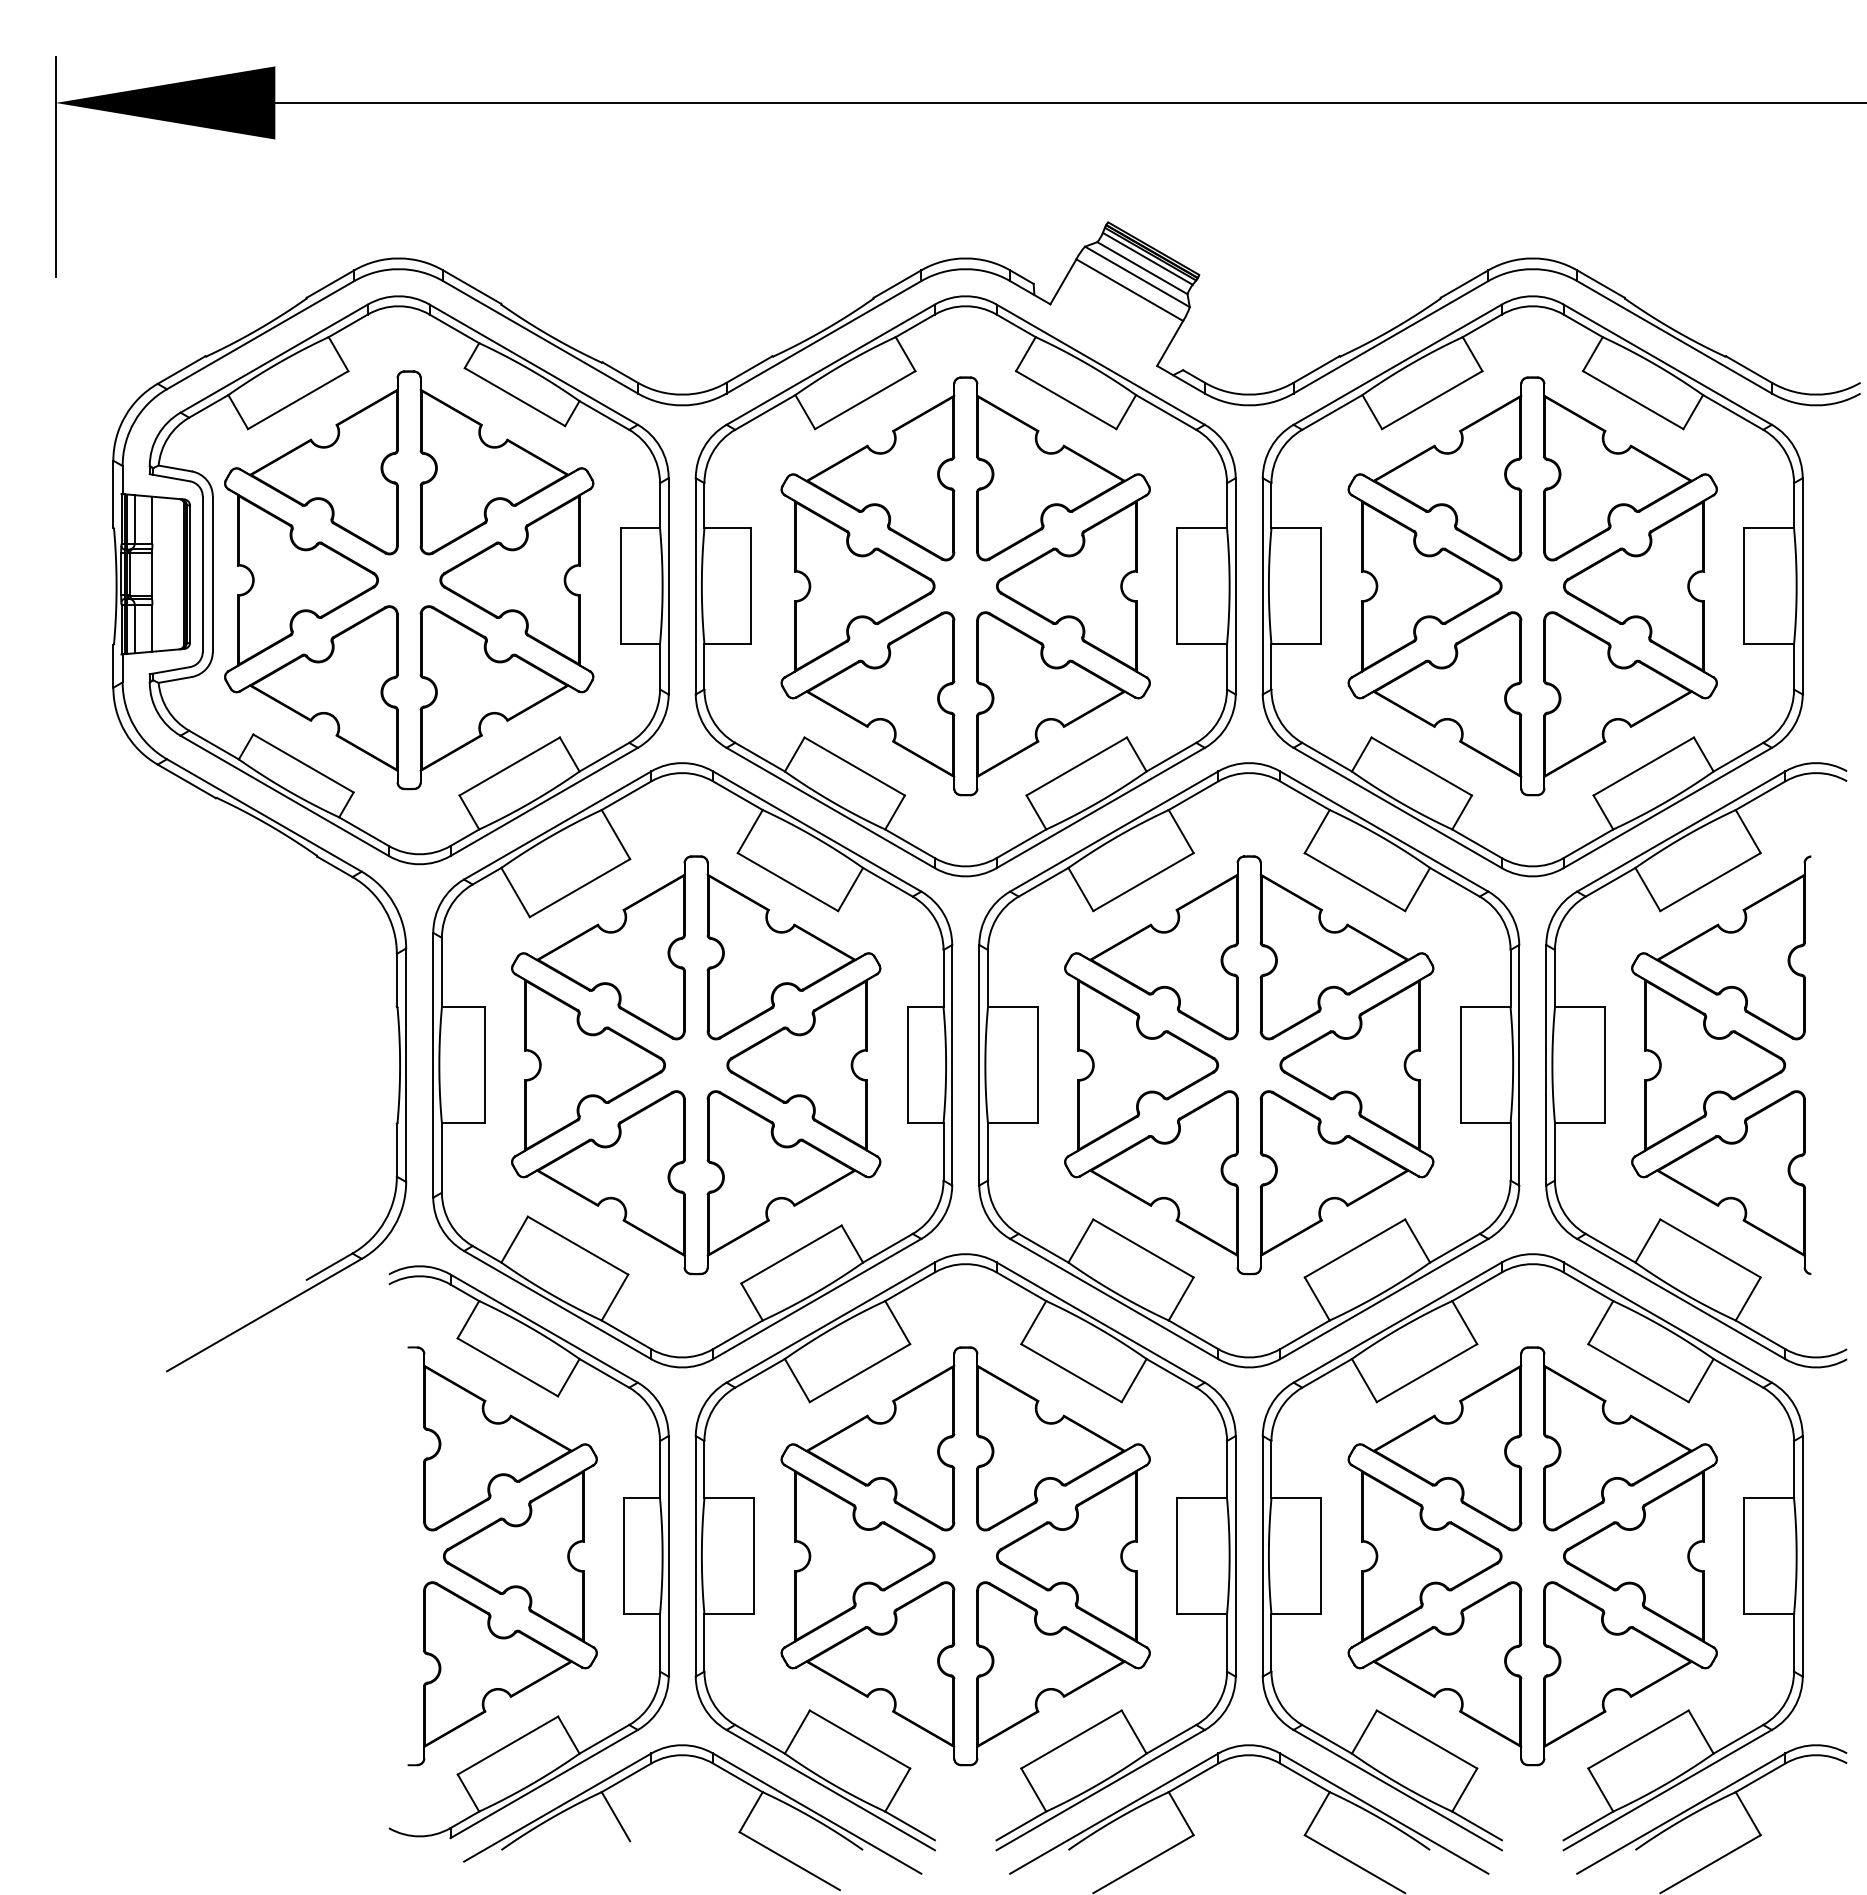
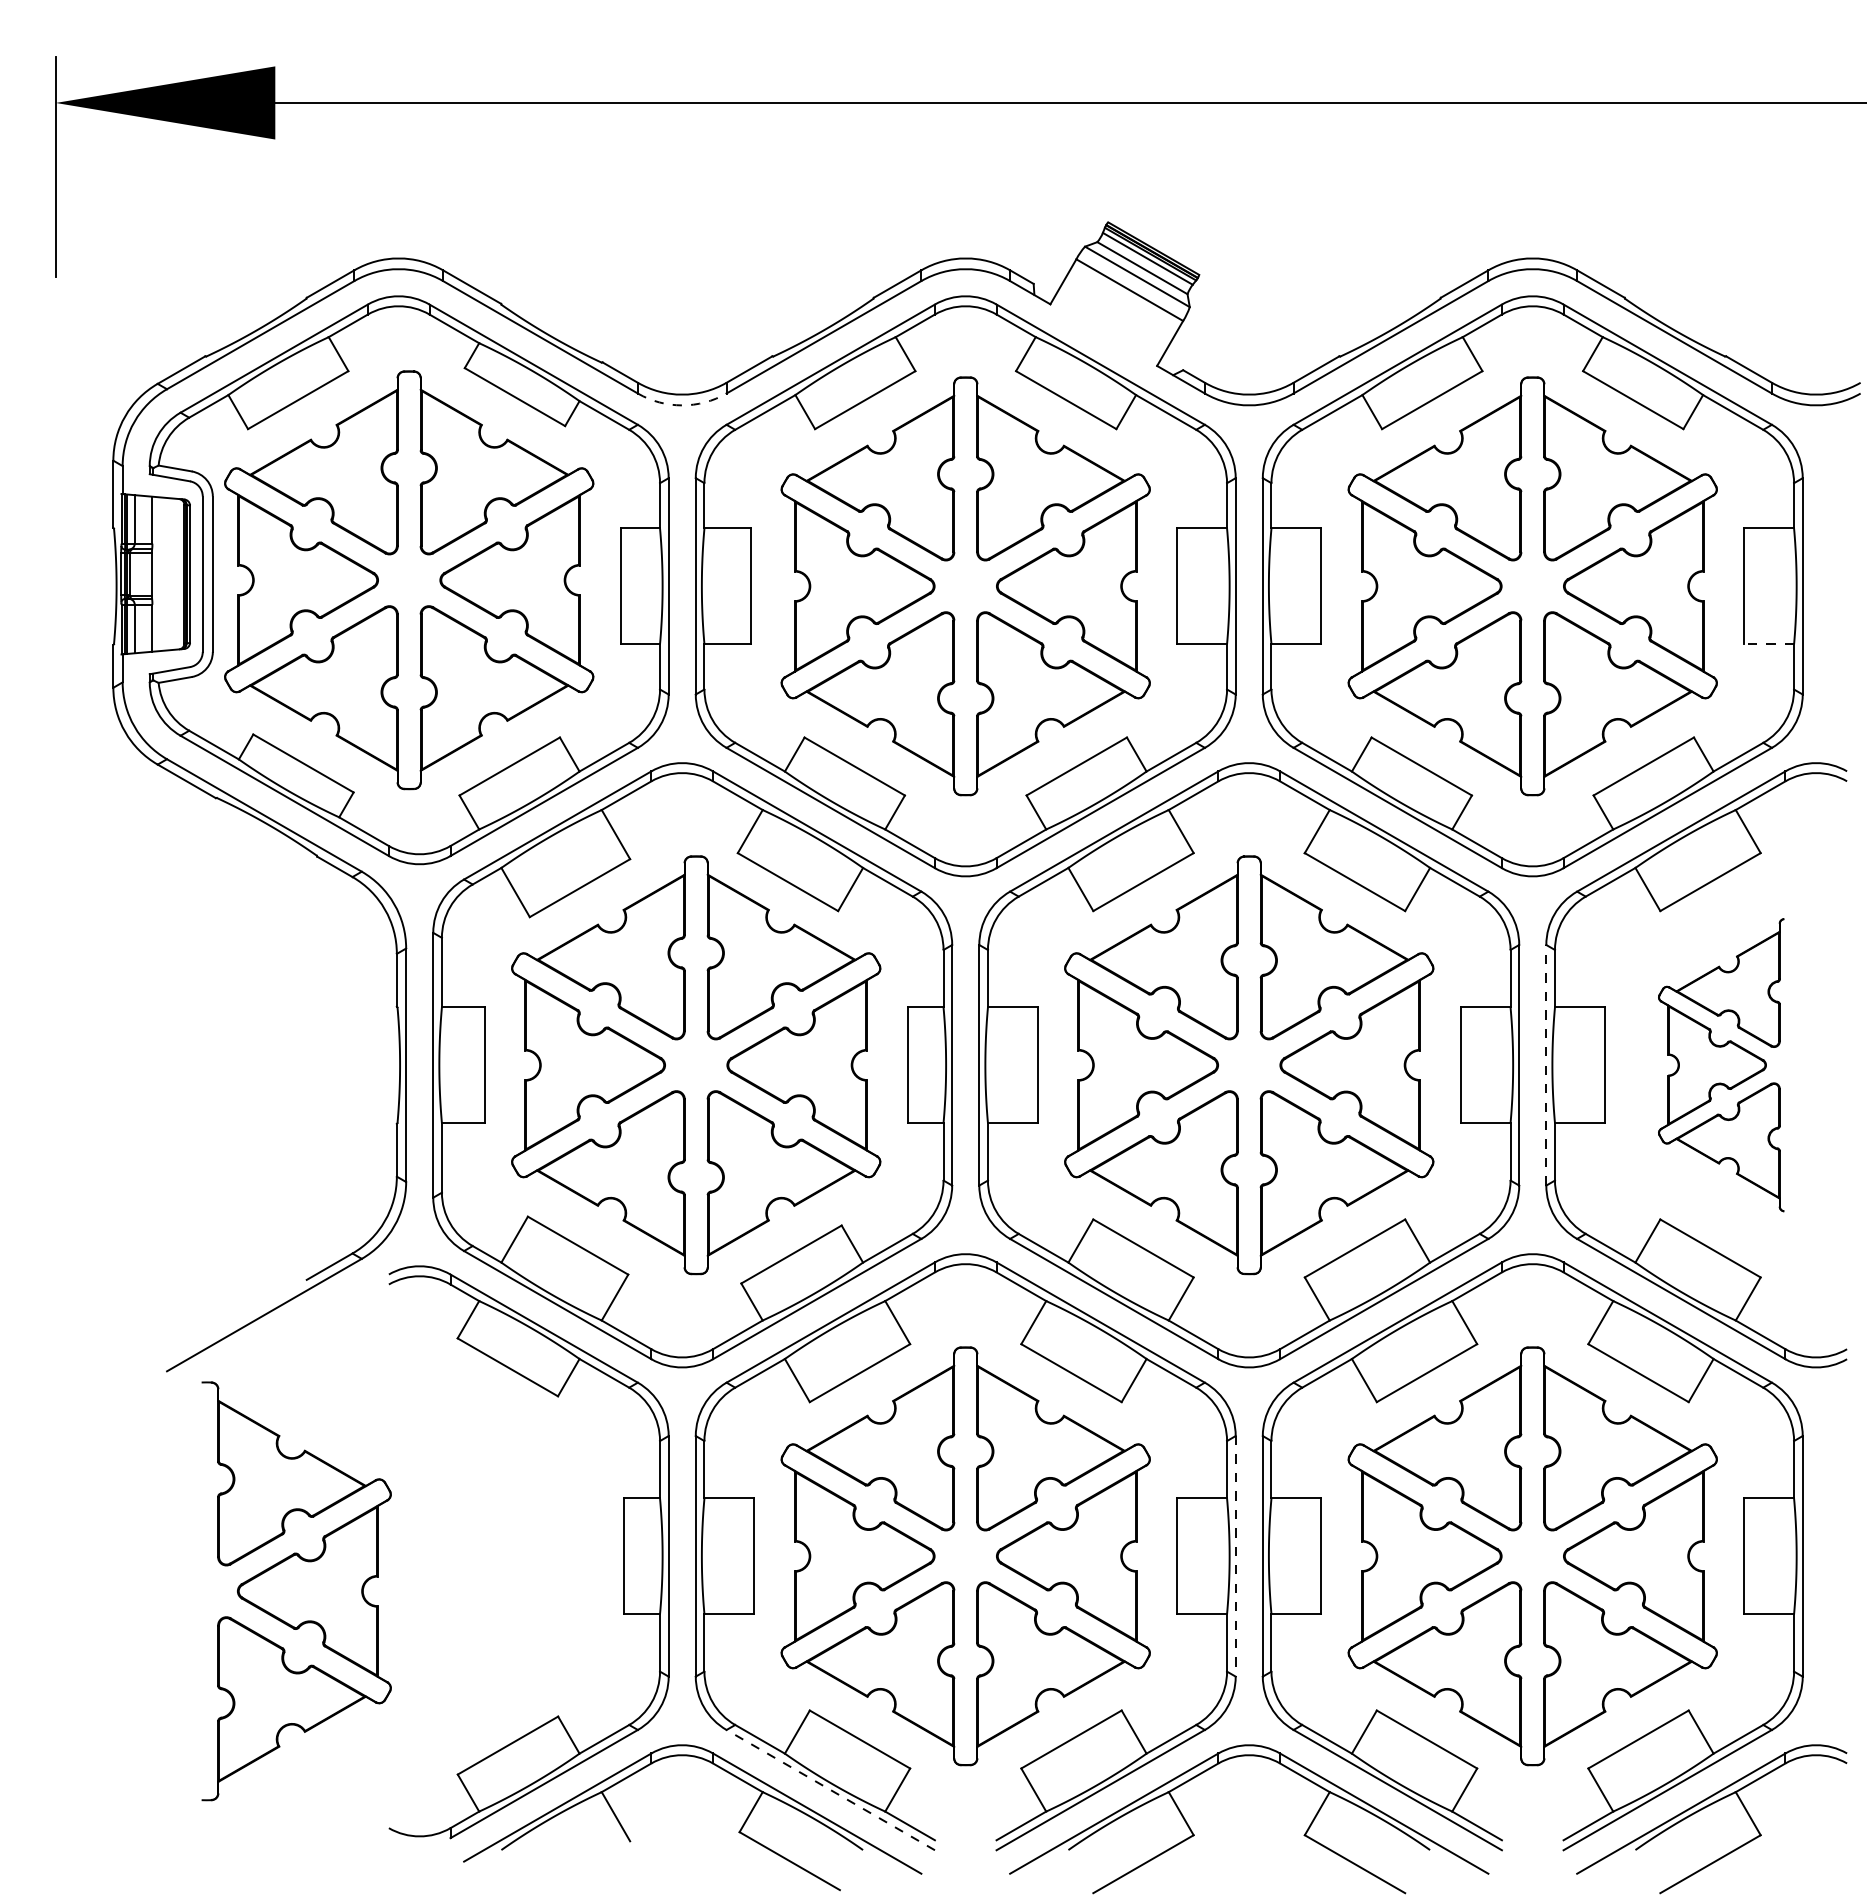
arc: solid -> dashed (682, 405)
line: solid -> dashed (1769, 644)
line: solid -> dashed (1546, 1064)
part size: 181x420 px -> 127x295 px (1721, 1065)
part position: (502, 1556) -> (296, 1591) (296, 1591)
line: solid -> dashed (1235, 1556)
line: solid -> dashed (830, 1789)
